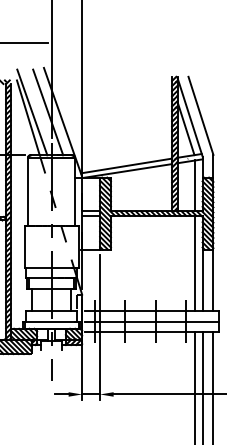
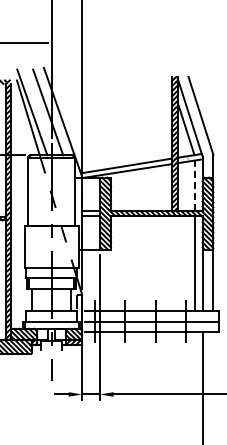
line: solid -> dashed (195, 185)
line: present -> none (195, 386)
line: present -> none (213, 386)
